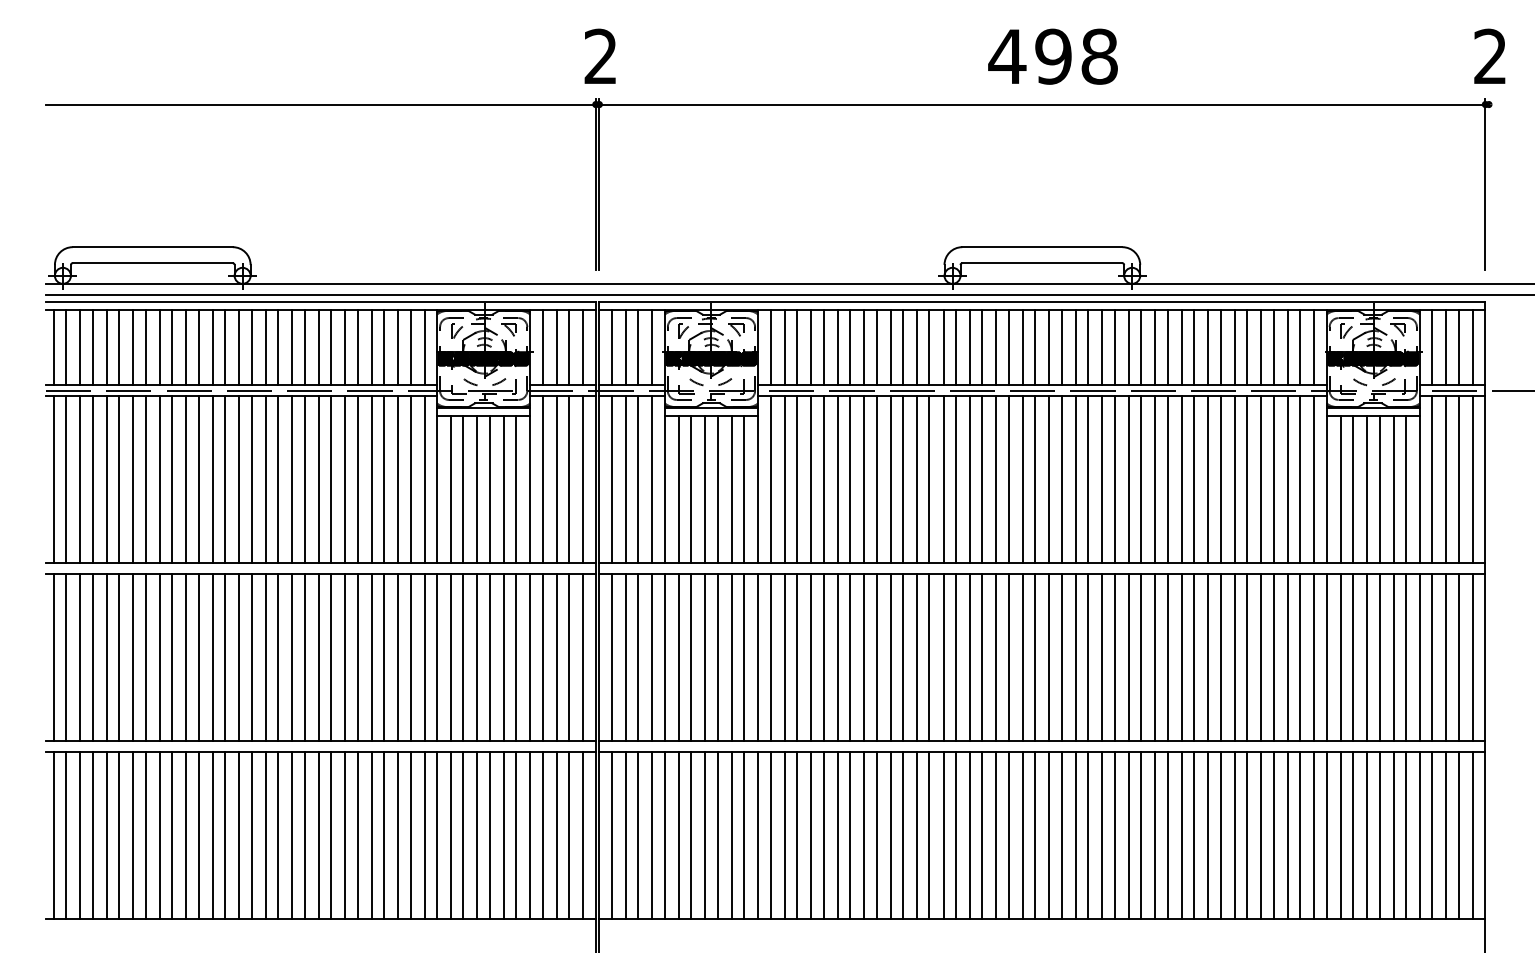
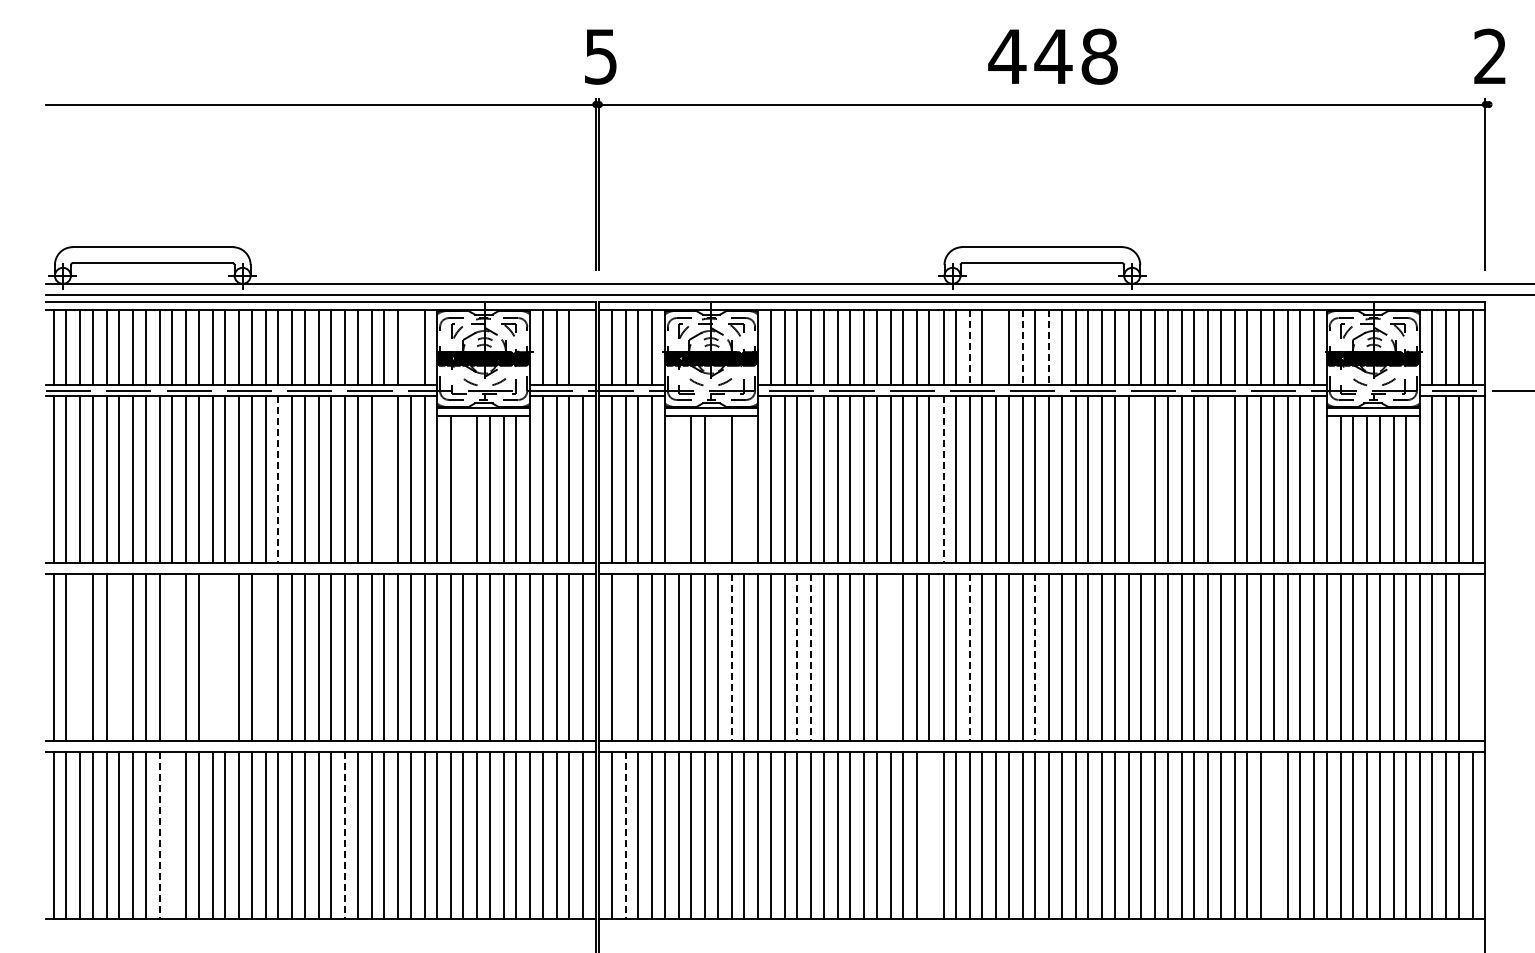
text: 2 -> 5 (600, 56)
text: 498 -> 448 (1053, 56)
line: present -> none (410, 347)
line: present -> none (583, 347)
line: solid -> dashed (969, 347)
line: present -> none (996, 347)
line: solid -> dashed (1022, 347)
line: solid -> dashed (1049, 347)
line: solid -> dashed (278, 479)
line: present -> none (384, 479)
line: solid -> dashed (943, 479)
line: present -> none (1141, 479)
line: present -> none (1220, 479)
line: present -> none (463, 489)
line: present -> none (678, 489)
line: present -> none (717, 489)
line: present -> none (744, 489)
line: present -> none (80, 657)
line: present -> none (119, 657)
line: present -> none (172, 657)
line: present -> none (212, 657)
line: present -> none (225, 657)
line: present -> none (265, 657)
line: present -> none (625, 657)
line: solid -> dashed (731, 657)
line: solid -> dashed (797, 657)
line: solid -> dashed (811, 657)
line: present -> none (890, 657)
line: solid -> dashed (969, 657)
line: solid -> dashed (1035, 657)
line: present -> none (1472, 657)
line: solid -> dashed (159, 835)
line: present -> none (172, 835)
line: solid -> dashed (345, 835)
line: solid -> dashed (625, 835)
line: present -> none (929, 835)
line: present -> none (1273, 835)
